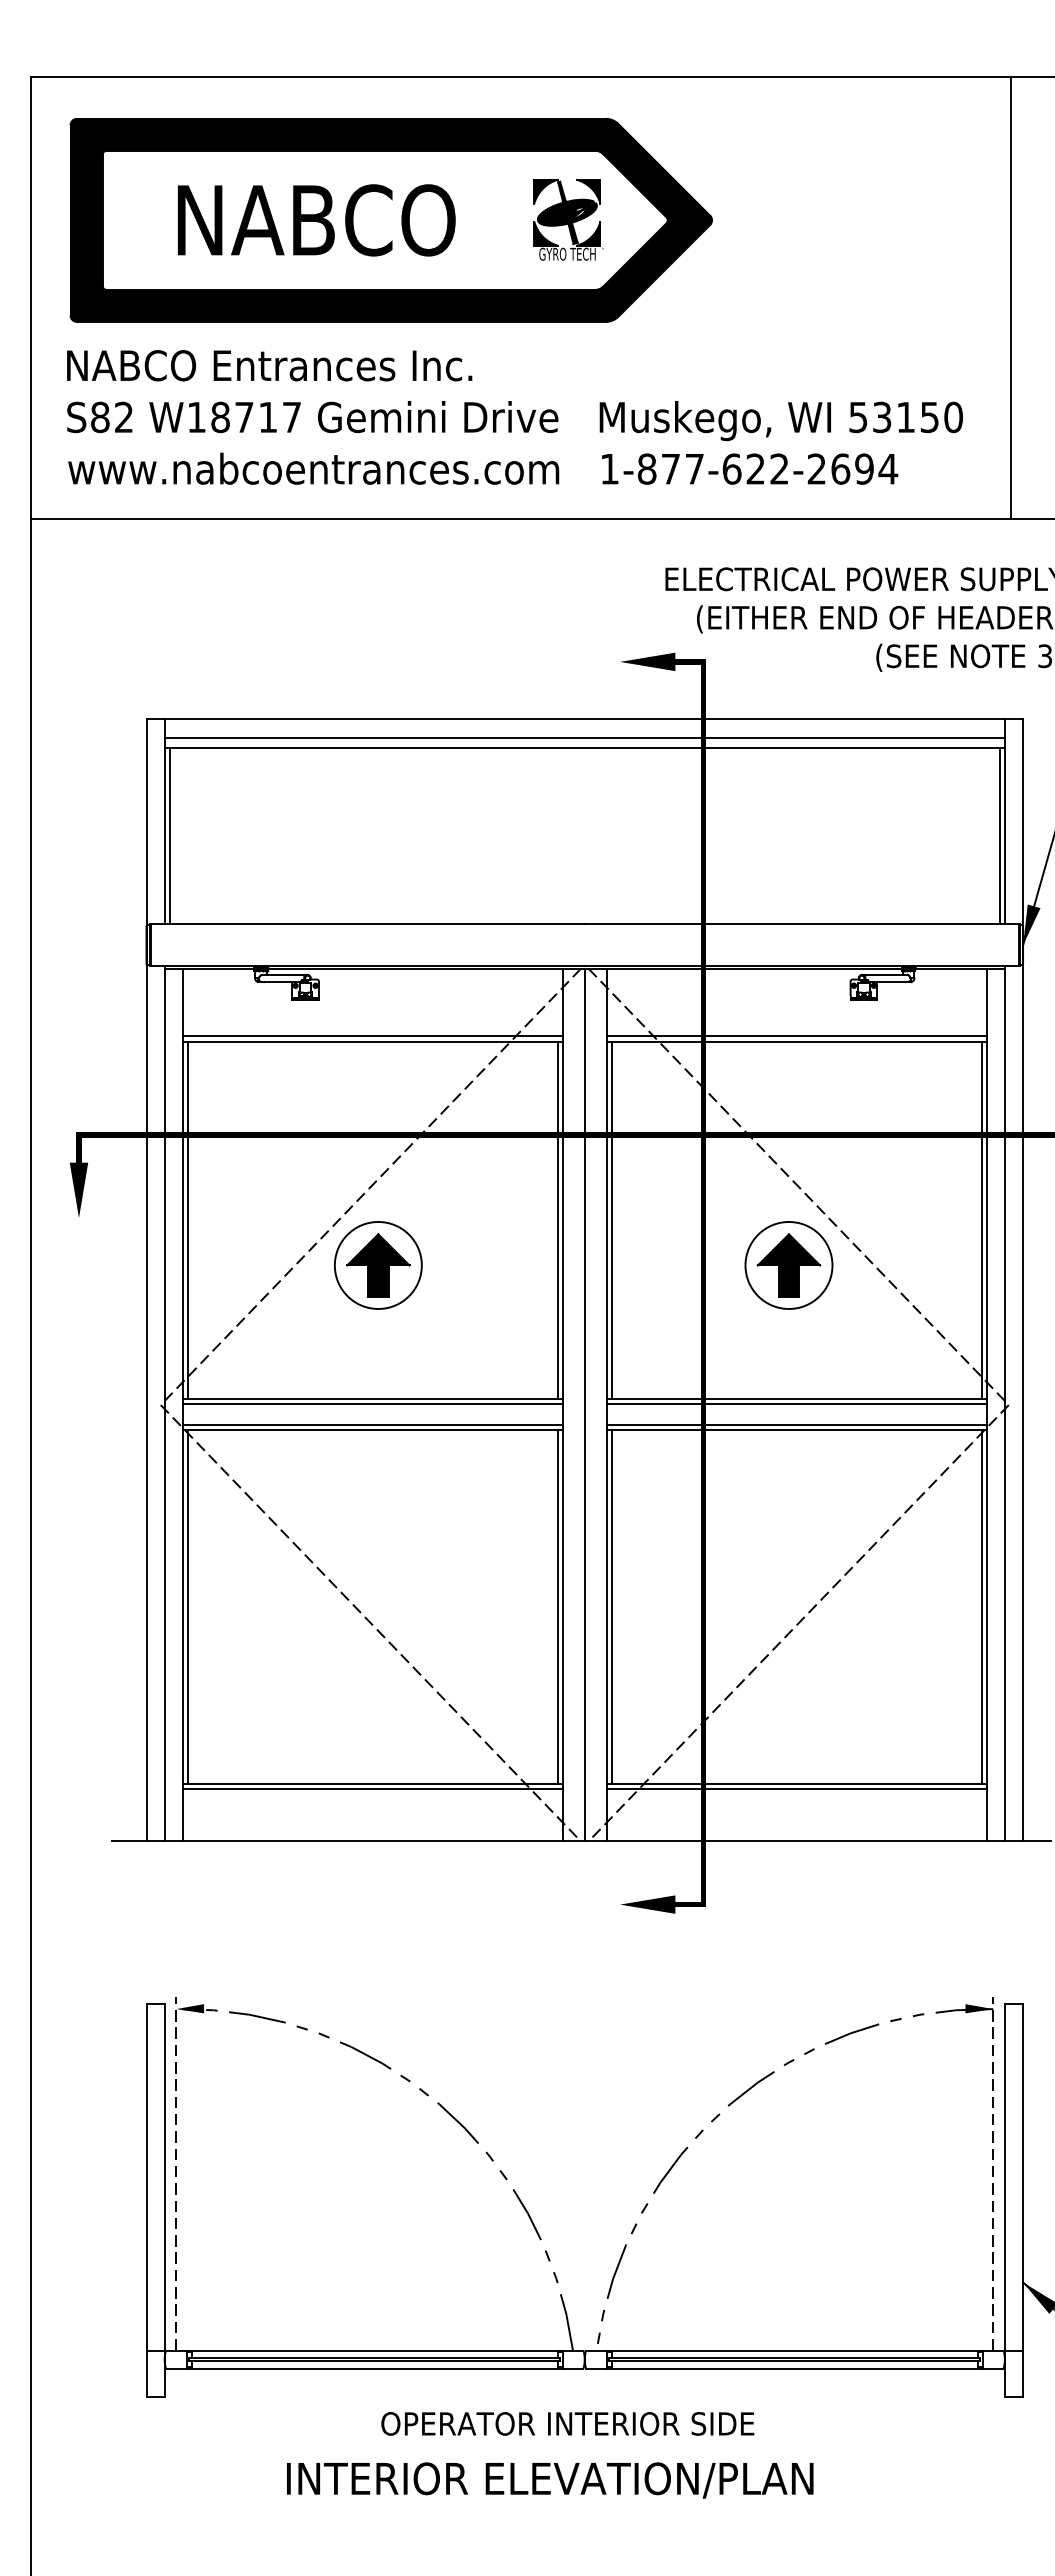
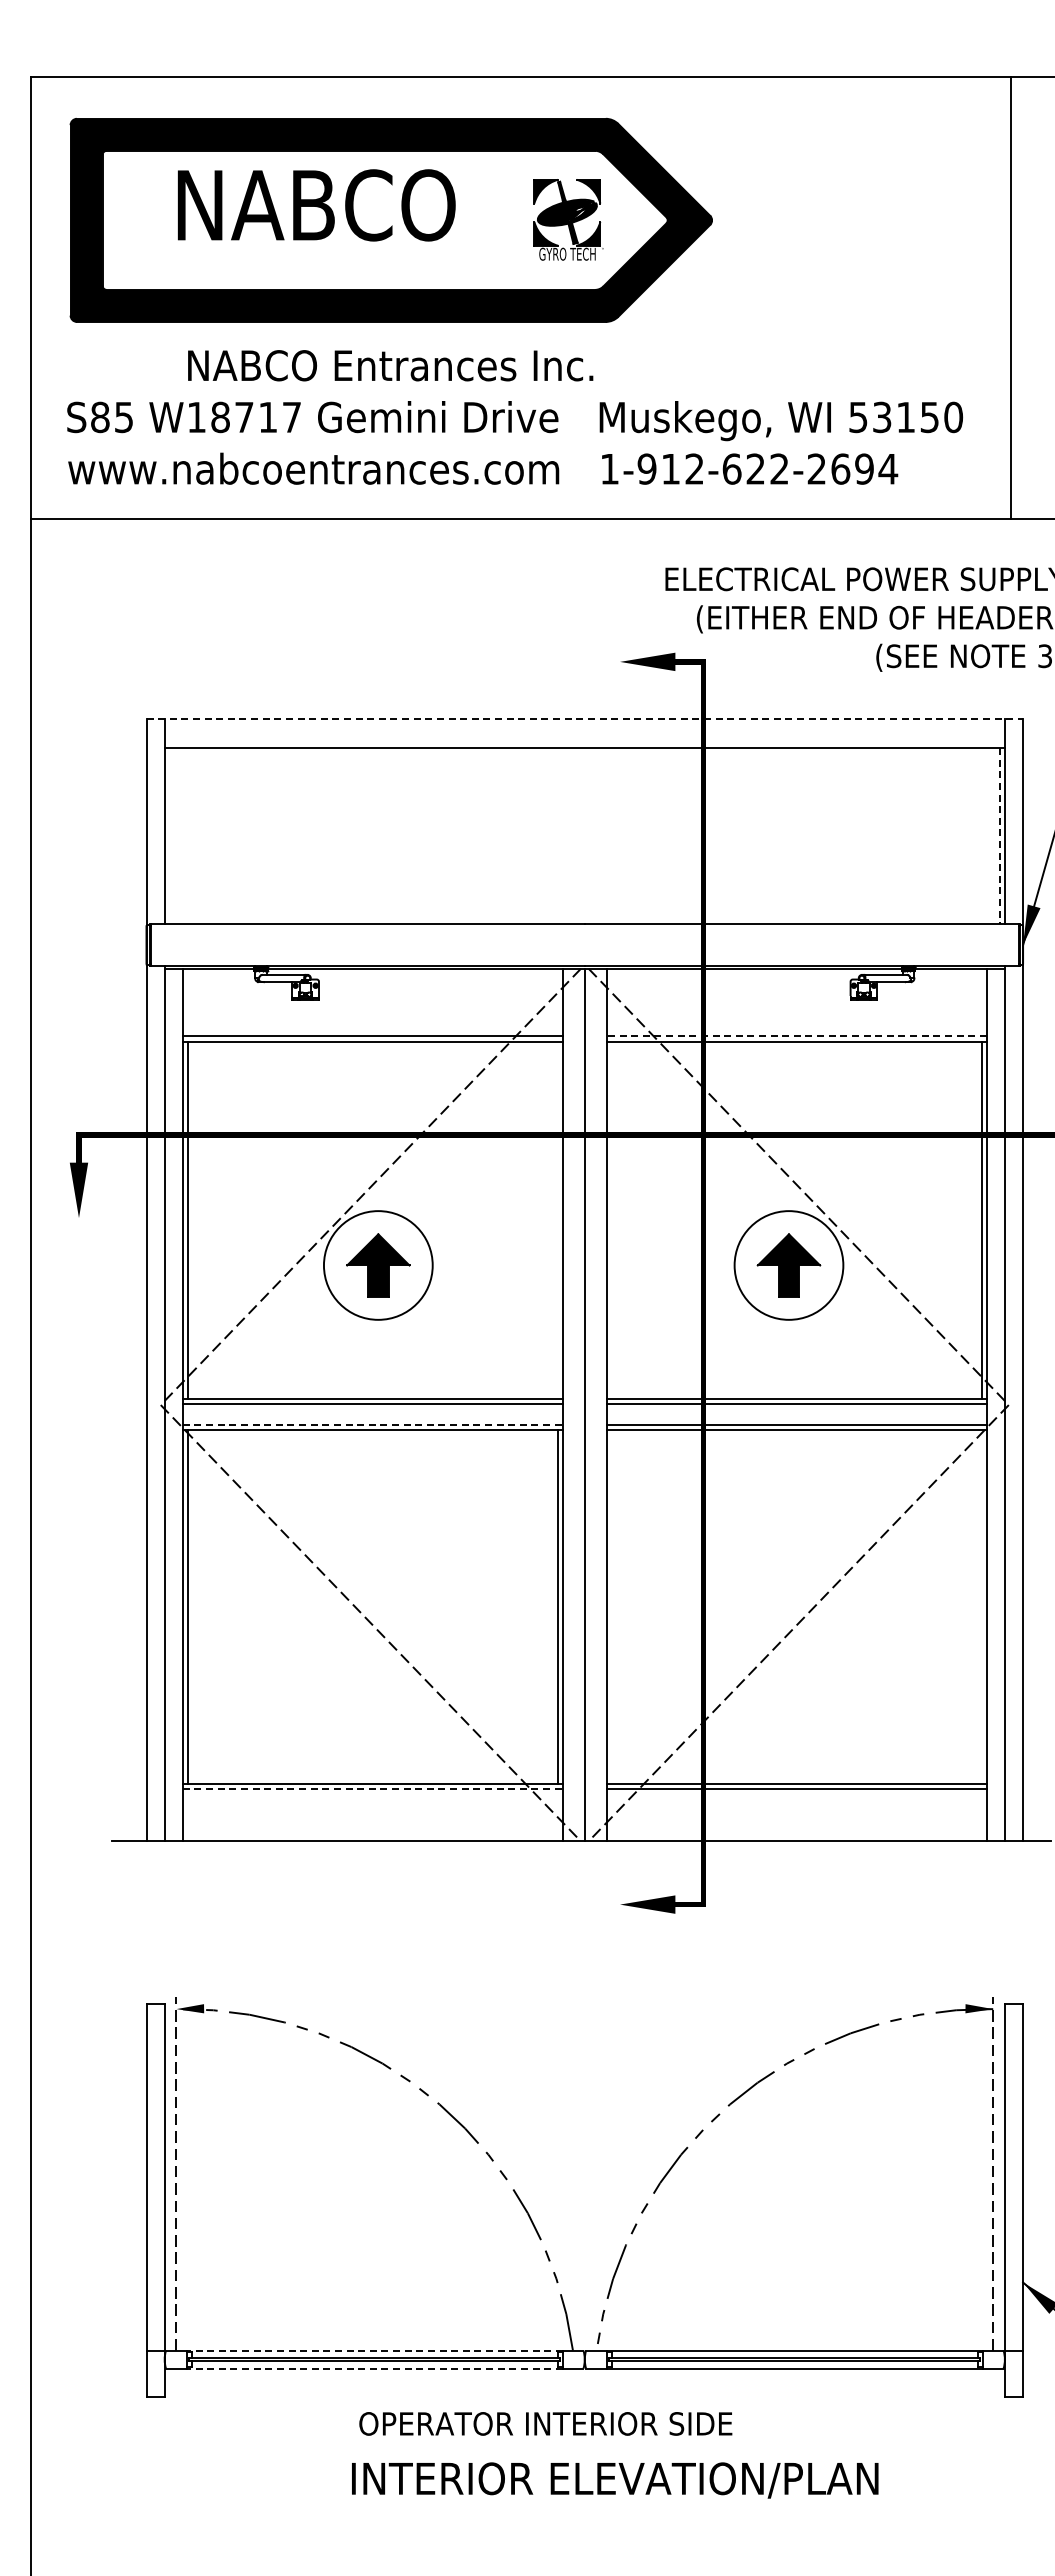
text position: (316, 220) -> (316, 205) (316, 205)
text position: (269, 365) -> (390, 365) (390, 365)
text: S82 -> S85 (123, 417)
text: 1-877-622-2694 -> 1-912-622-2694 (670, 468)
line: solid -> dashed (585, 719)
line: present -> none (584, 737)
line: present -> none (169, 836)
line: solid -> dashed (999, 836)
line: solid -> dashed (796, 1036)
line: present -> none (557, 1219)
line: present -> none (612, 1219)
circle diameter: 87 px -> 109 px (377, 1265)
circle diameter: 87 px -> 109 px (788, 1265)
line: solid -> dashed (372, 1424)
line: present -> none (612, 1606)
line: present -> none (981, 1606)
line: solid -> dashed (372, 1789)
line: solid -> dashed (374, 2350)
line: solid -> dashed (374, 2368)
text position: (567, 2423) -> (545, 2423) (545, 2423)
text position: (550, 2480) -> (615, 2480) (615, 2480)
